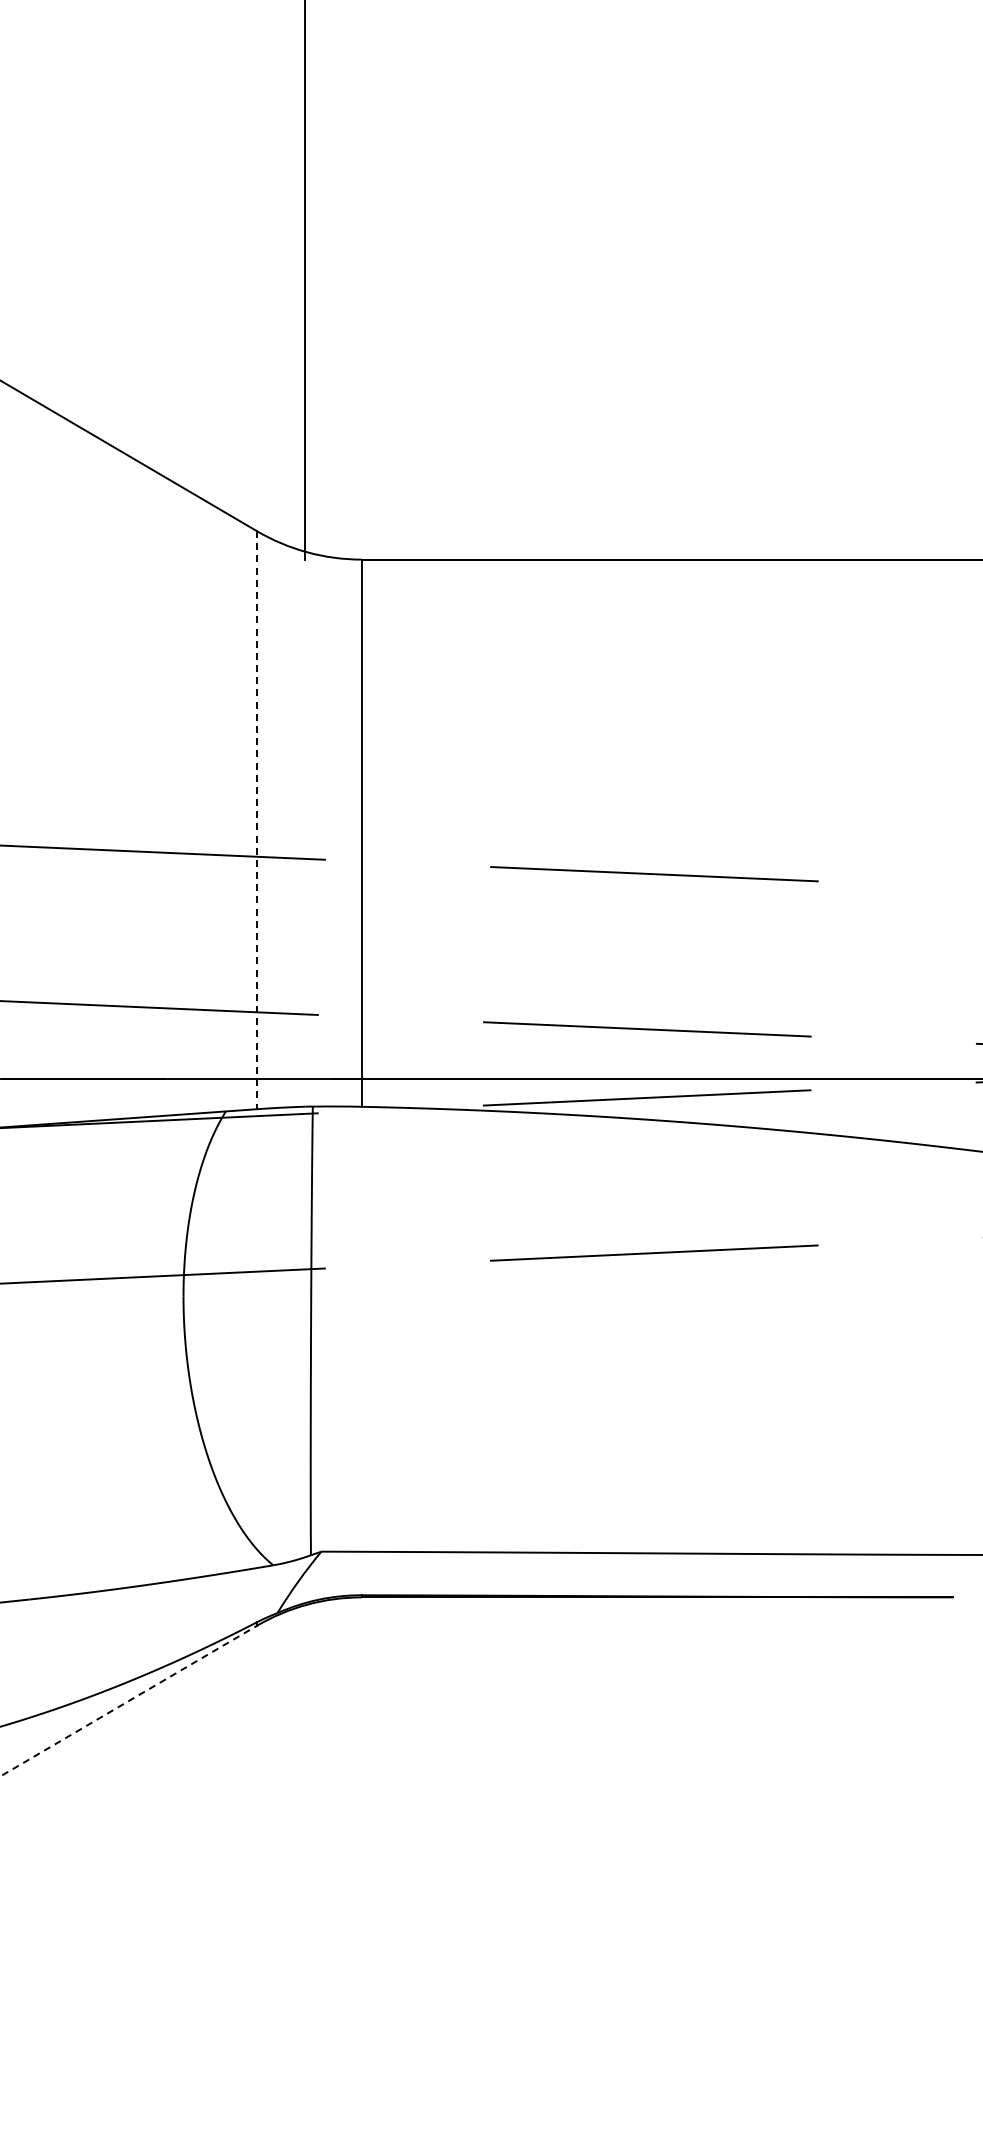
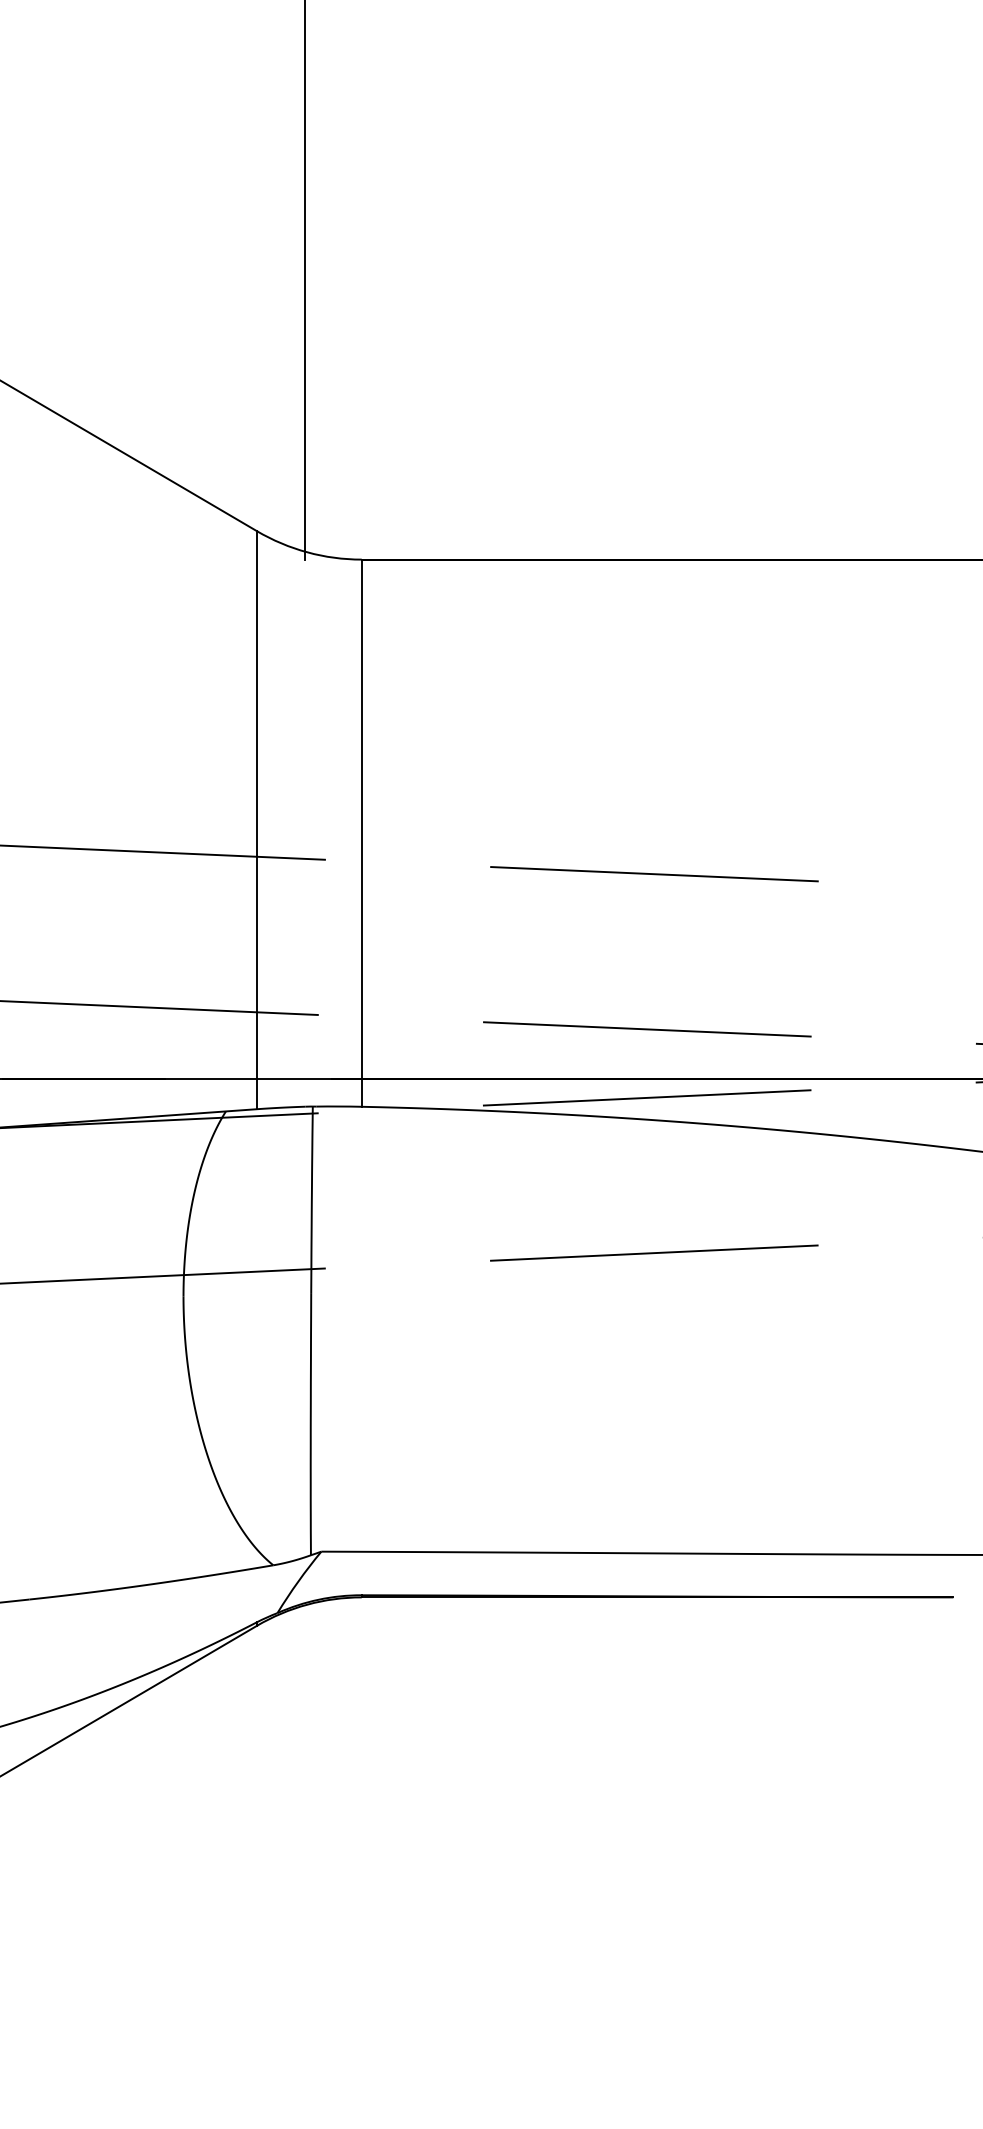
line: dashed -> solid (256, 820)
line: dashed -> solid (129, 1700)
